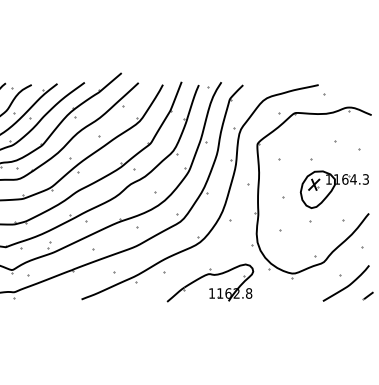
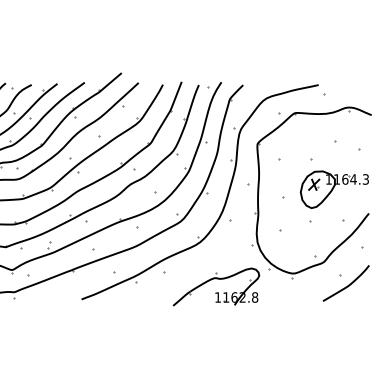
part position: (210, 282) -> (216, 286) (216, 286)
part: present -> none (367, 295)
